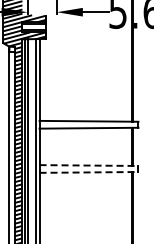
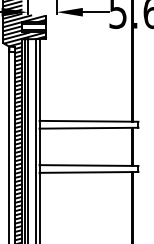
line: dashed -> solid (89, 165)
line: dashed -> solid (89, 172)
